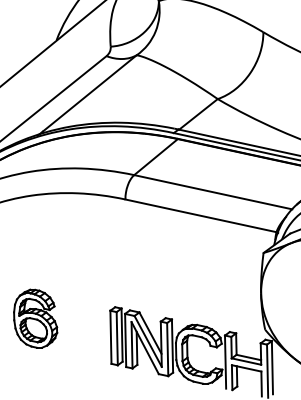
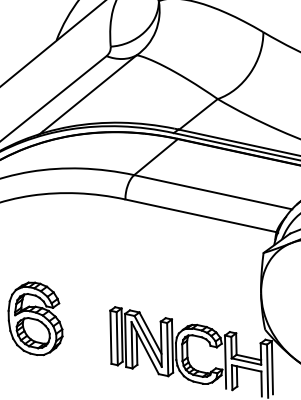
part size: 46x61 px -> 57x76 px (35, 318)
